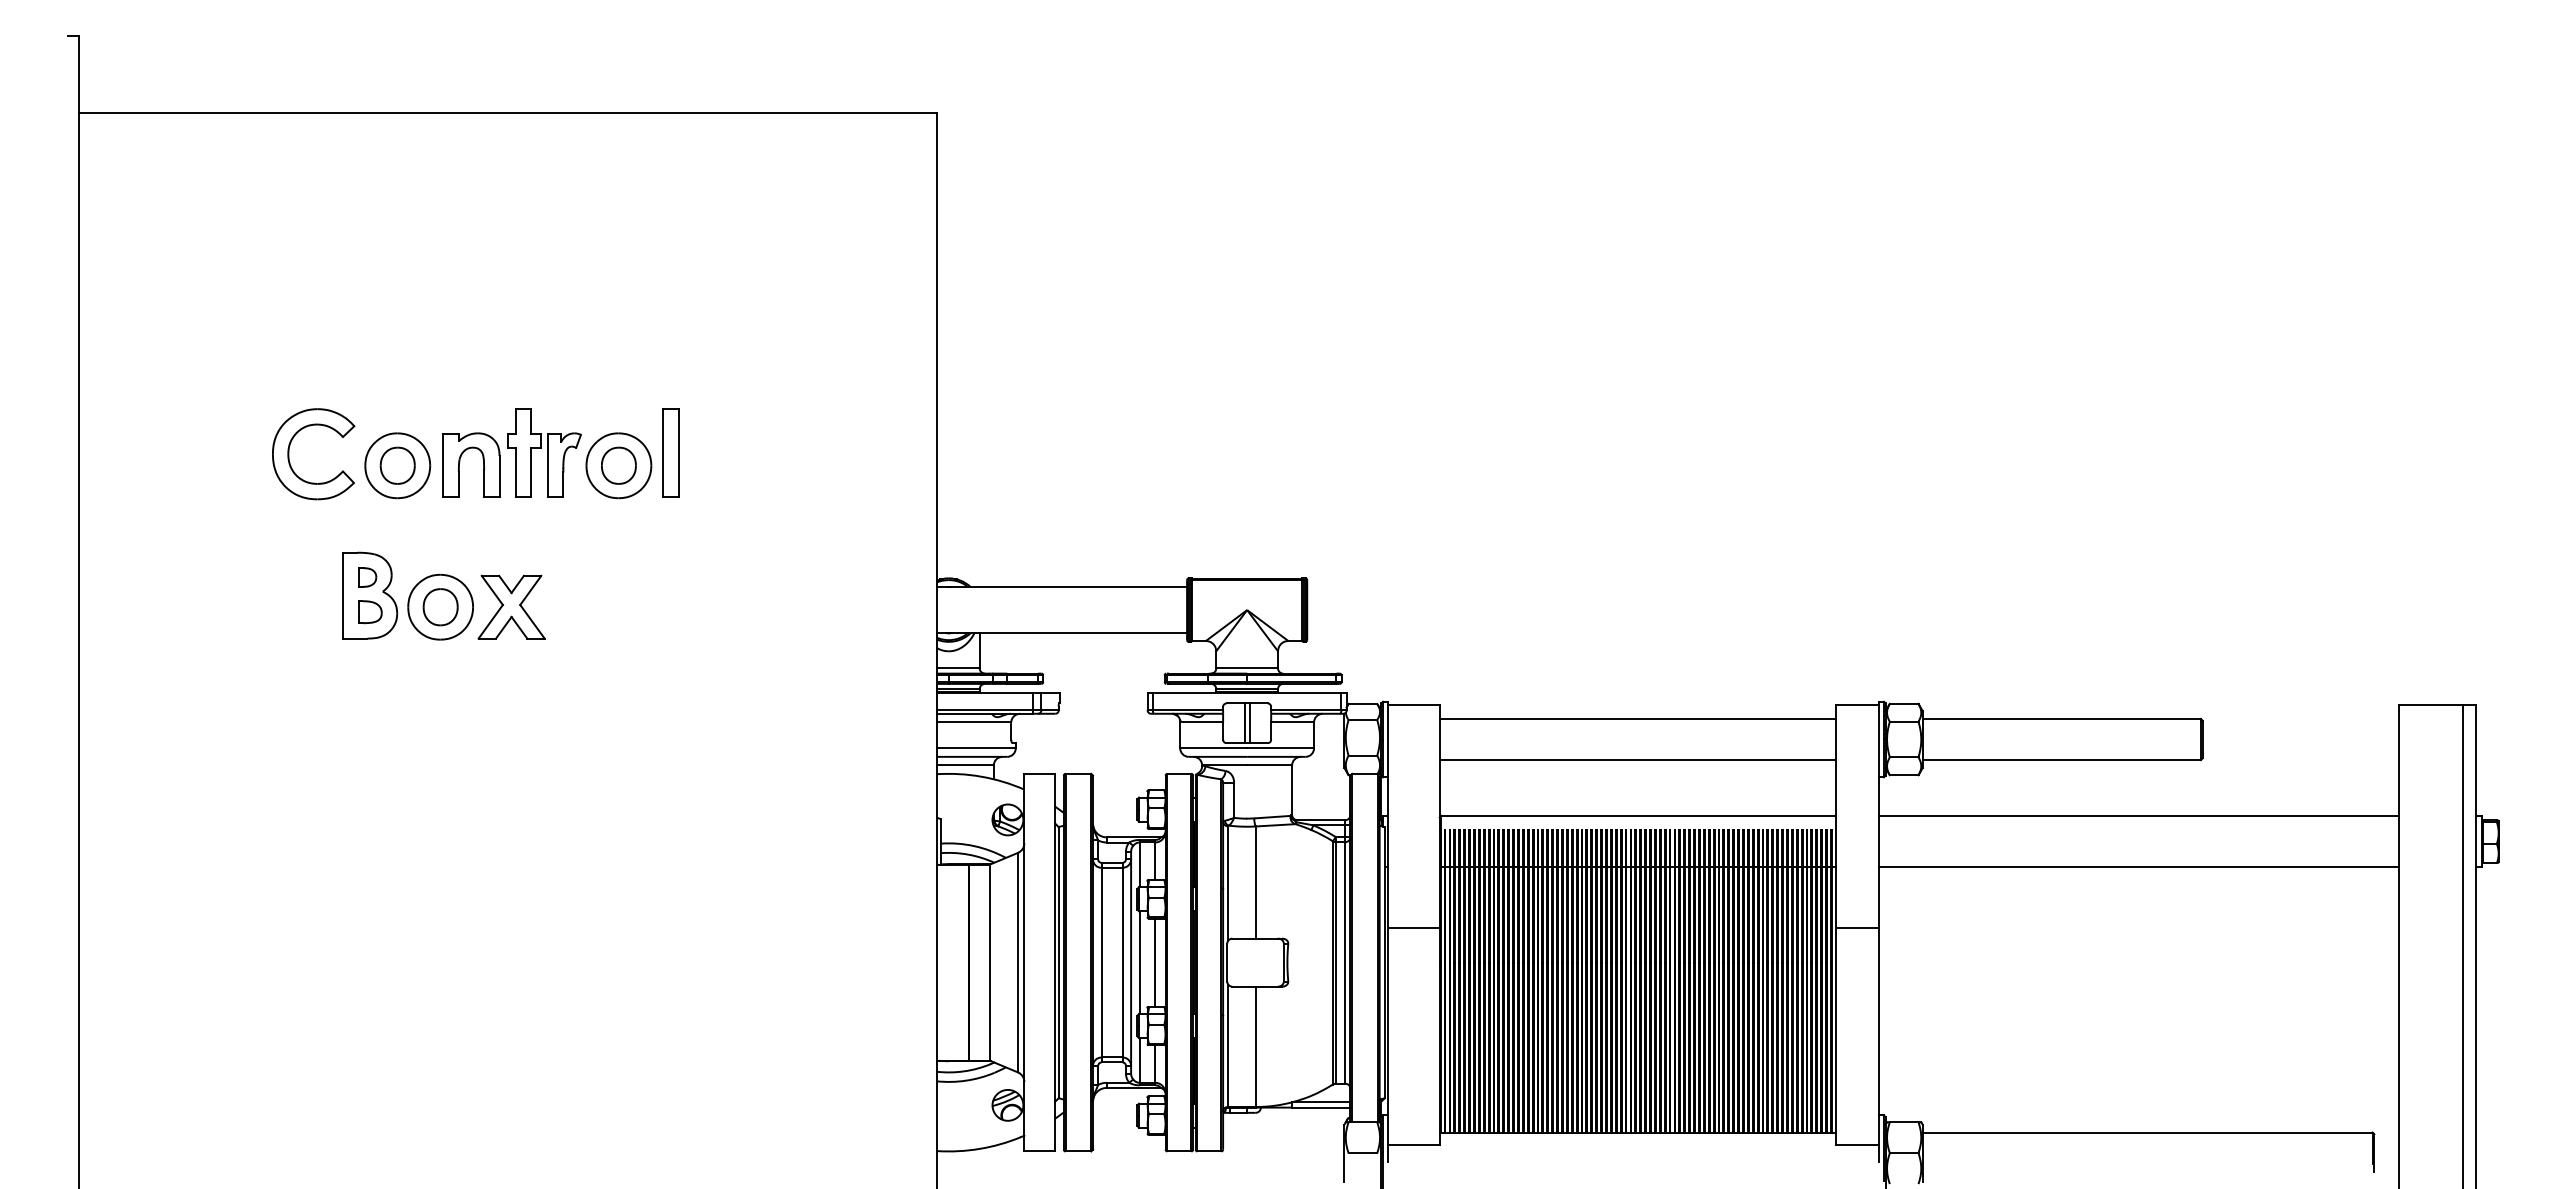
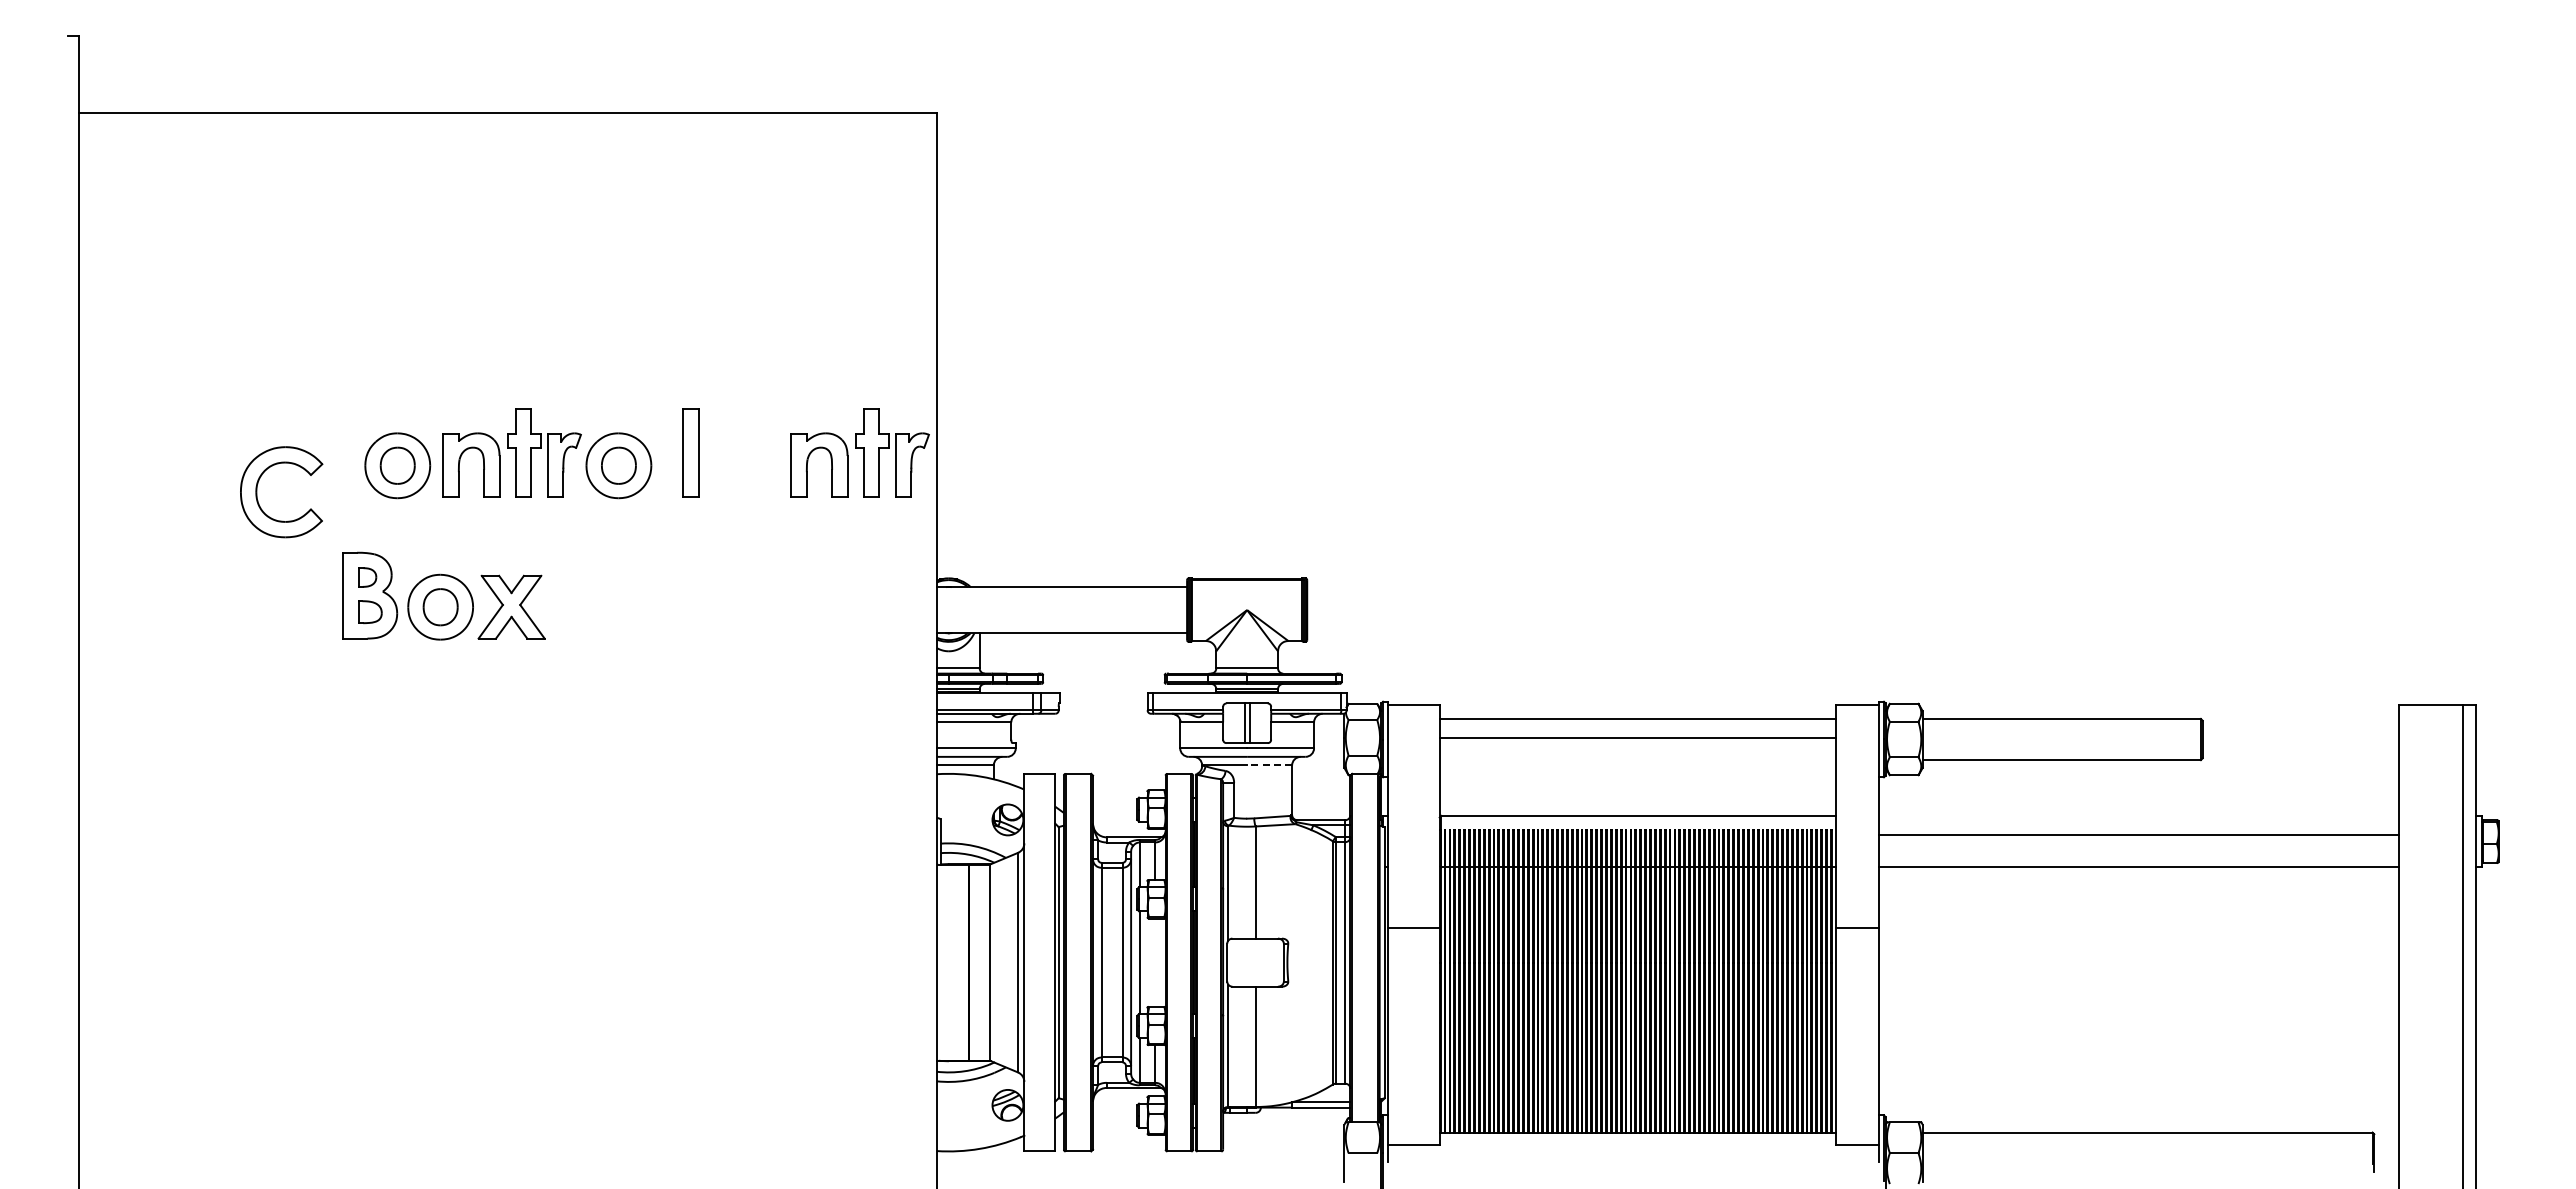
part position: (670, 452) -> (690, 452) (690, 452)
part: none -> present (859, 452)
part position: (289, 454) -> (257, 492) (257, 492)
line position: (1637, 760) -> (1637, 738) (1637, 738)
line: solid -> dashed (1269, 765)
line position: (2138, 815) -> (2138, 834) (2138, 834)
line: present -> none (1155, 962)
